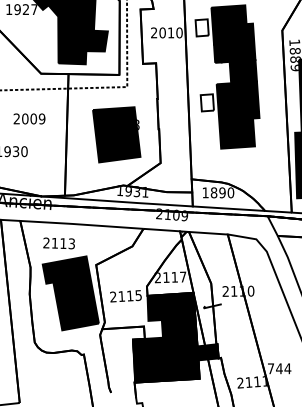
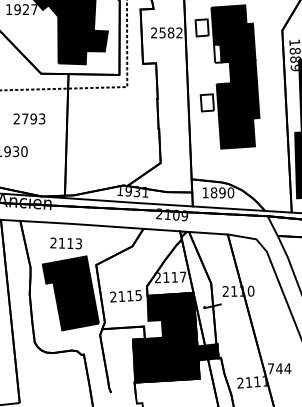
text: 2010 -> 2582 (170, 32)
fill: present -> none (217, 53)
text: 2009 -> 2793 (33, 118)
part: present -> none (116, 134)
text position: (58, 243) -> (65, 243) (65, 243)
